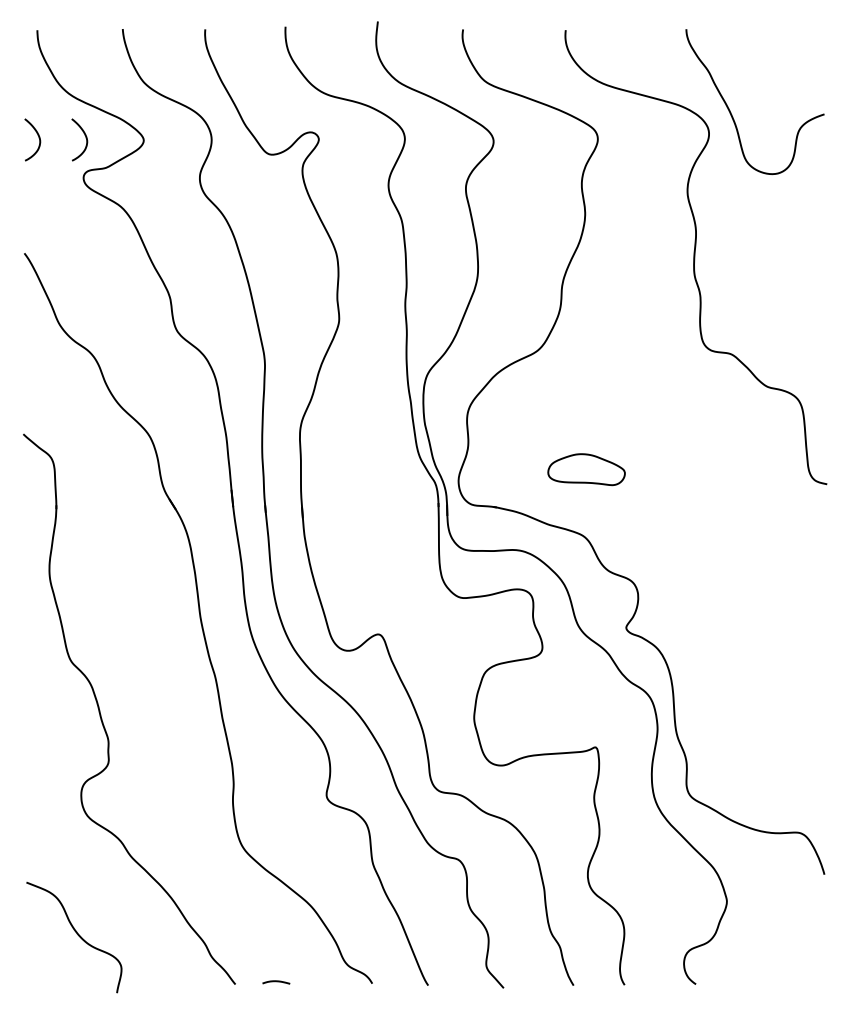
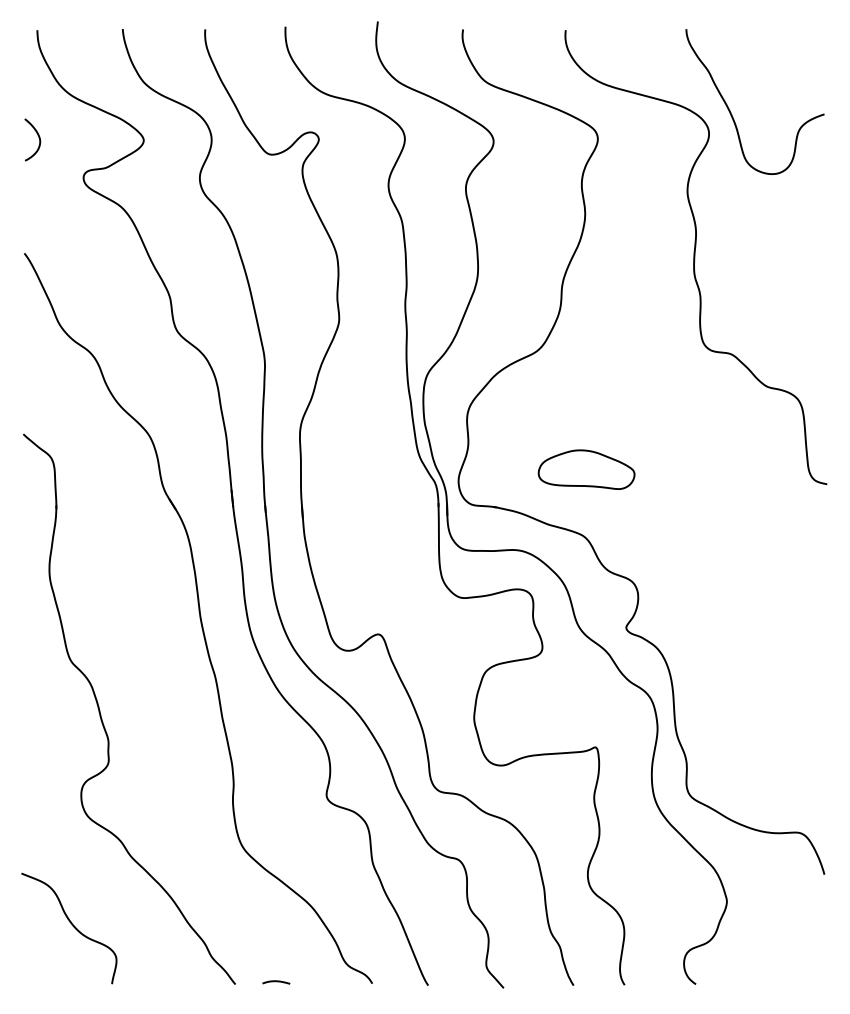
curve: present -> none (85, 138)
part size: 79x34 px -> 99x41 px (586, 469)
curve position: (77, 935) -> (72, 926) (72, 926)
